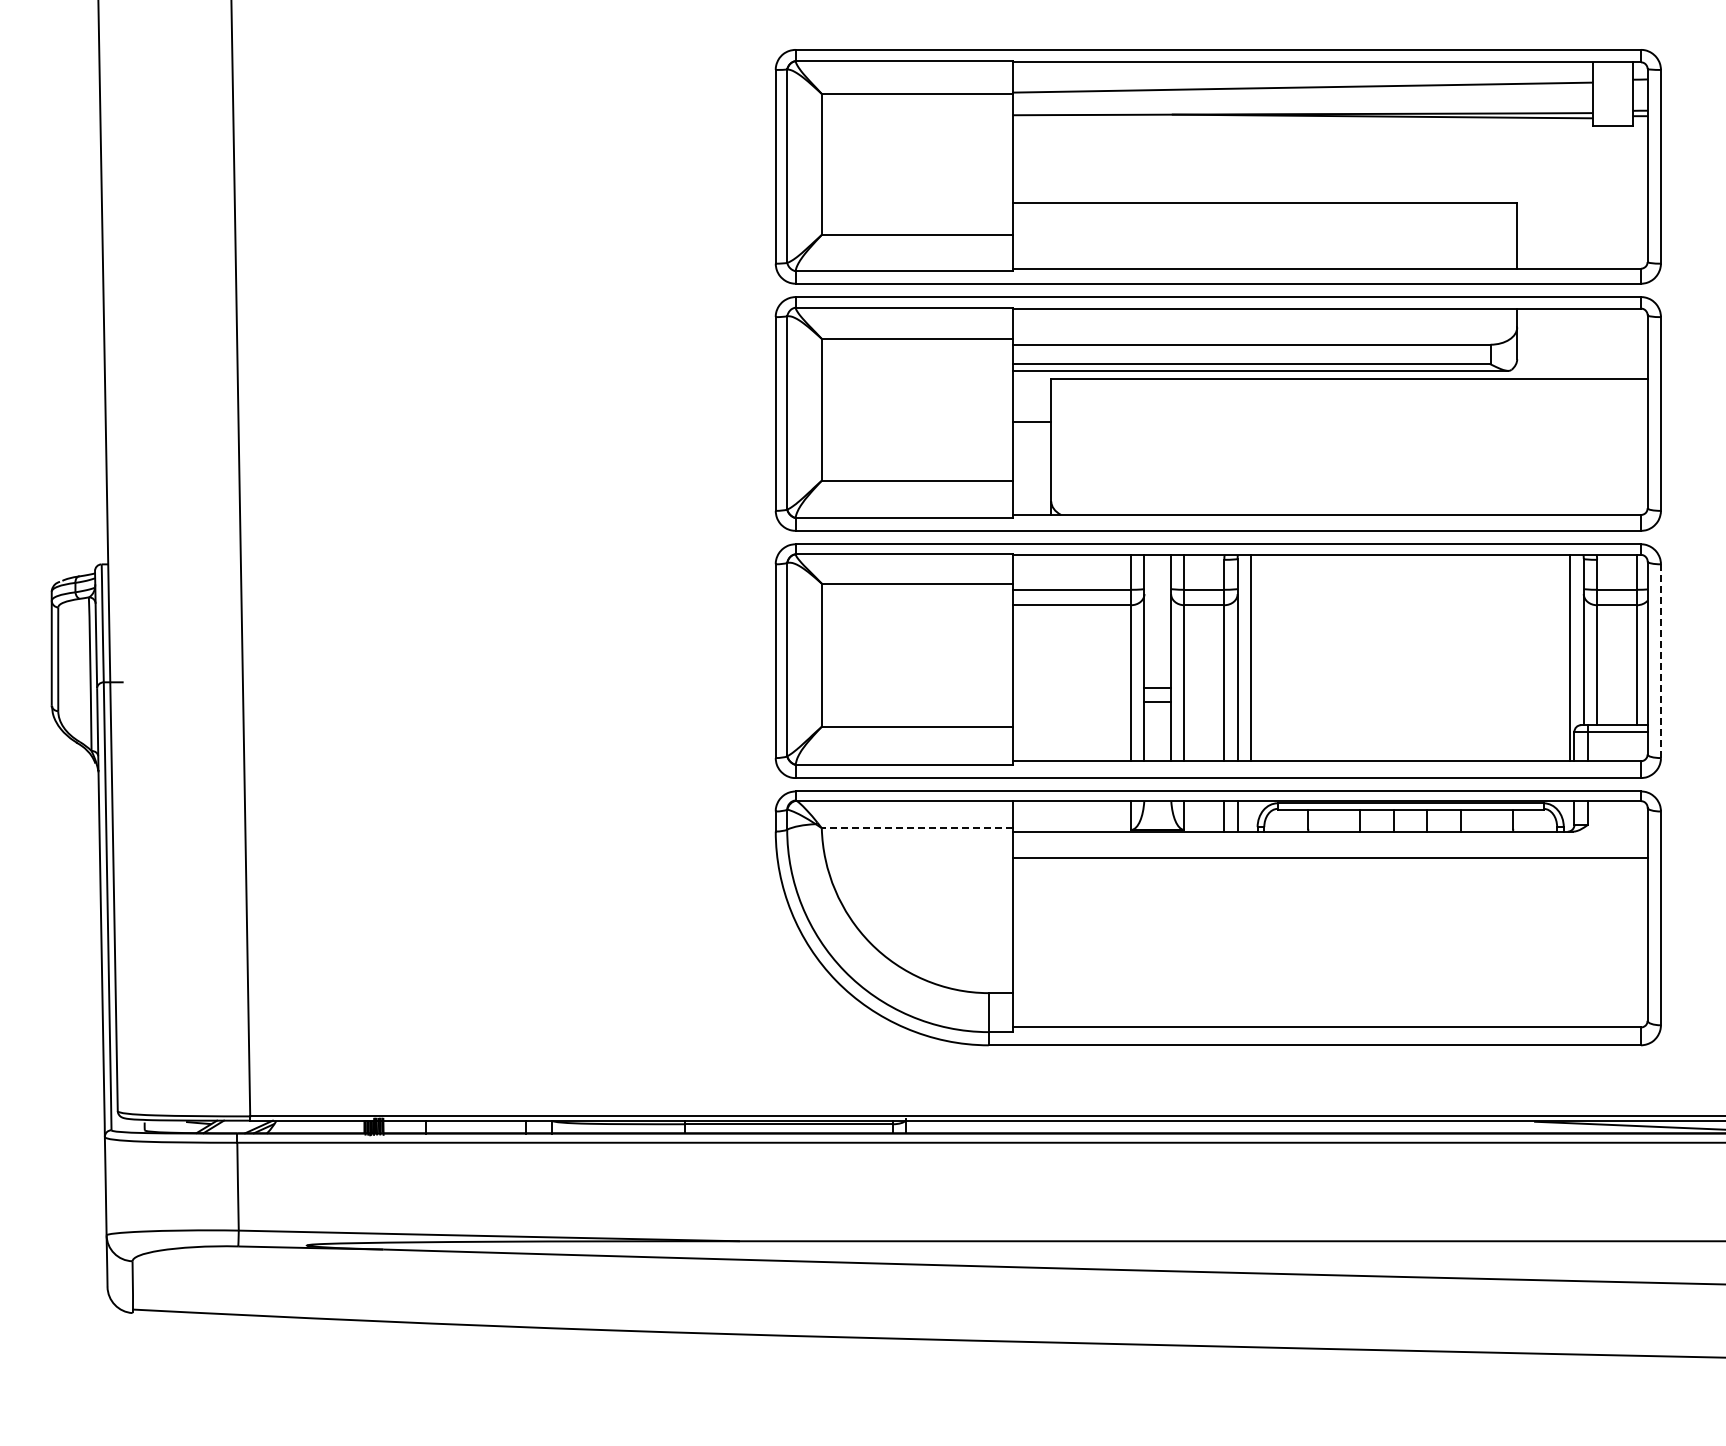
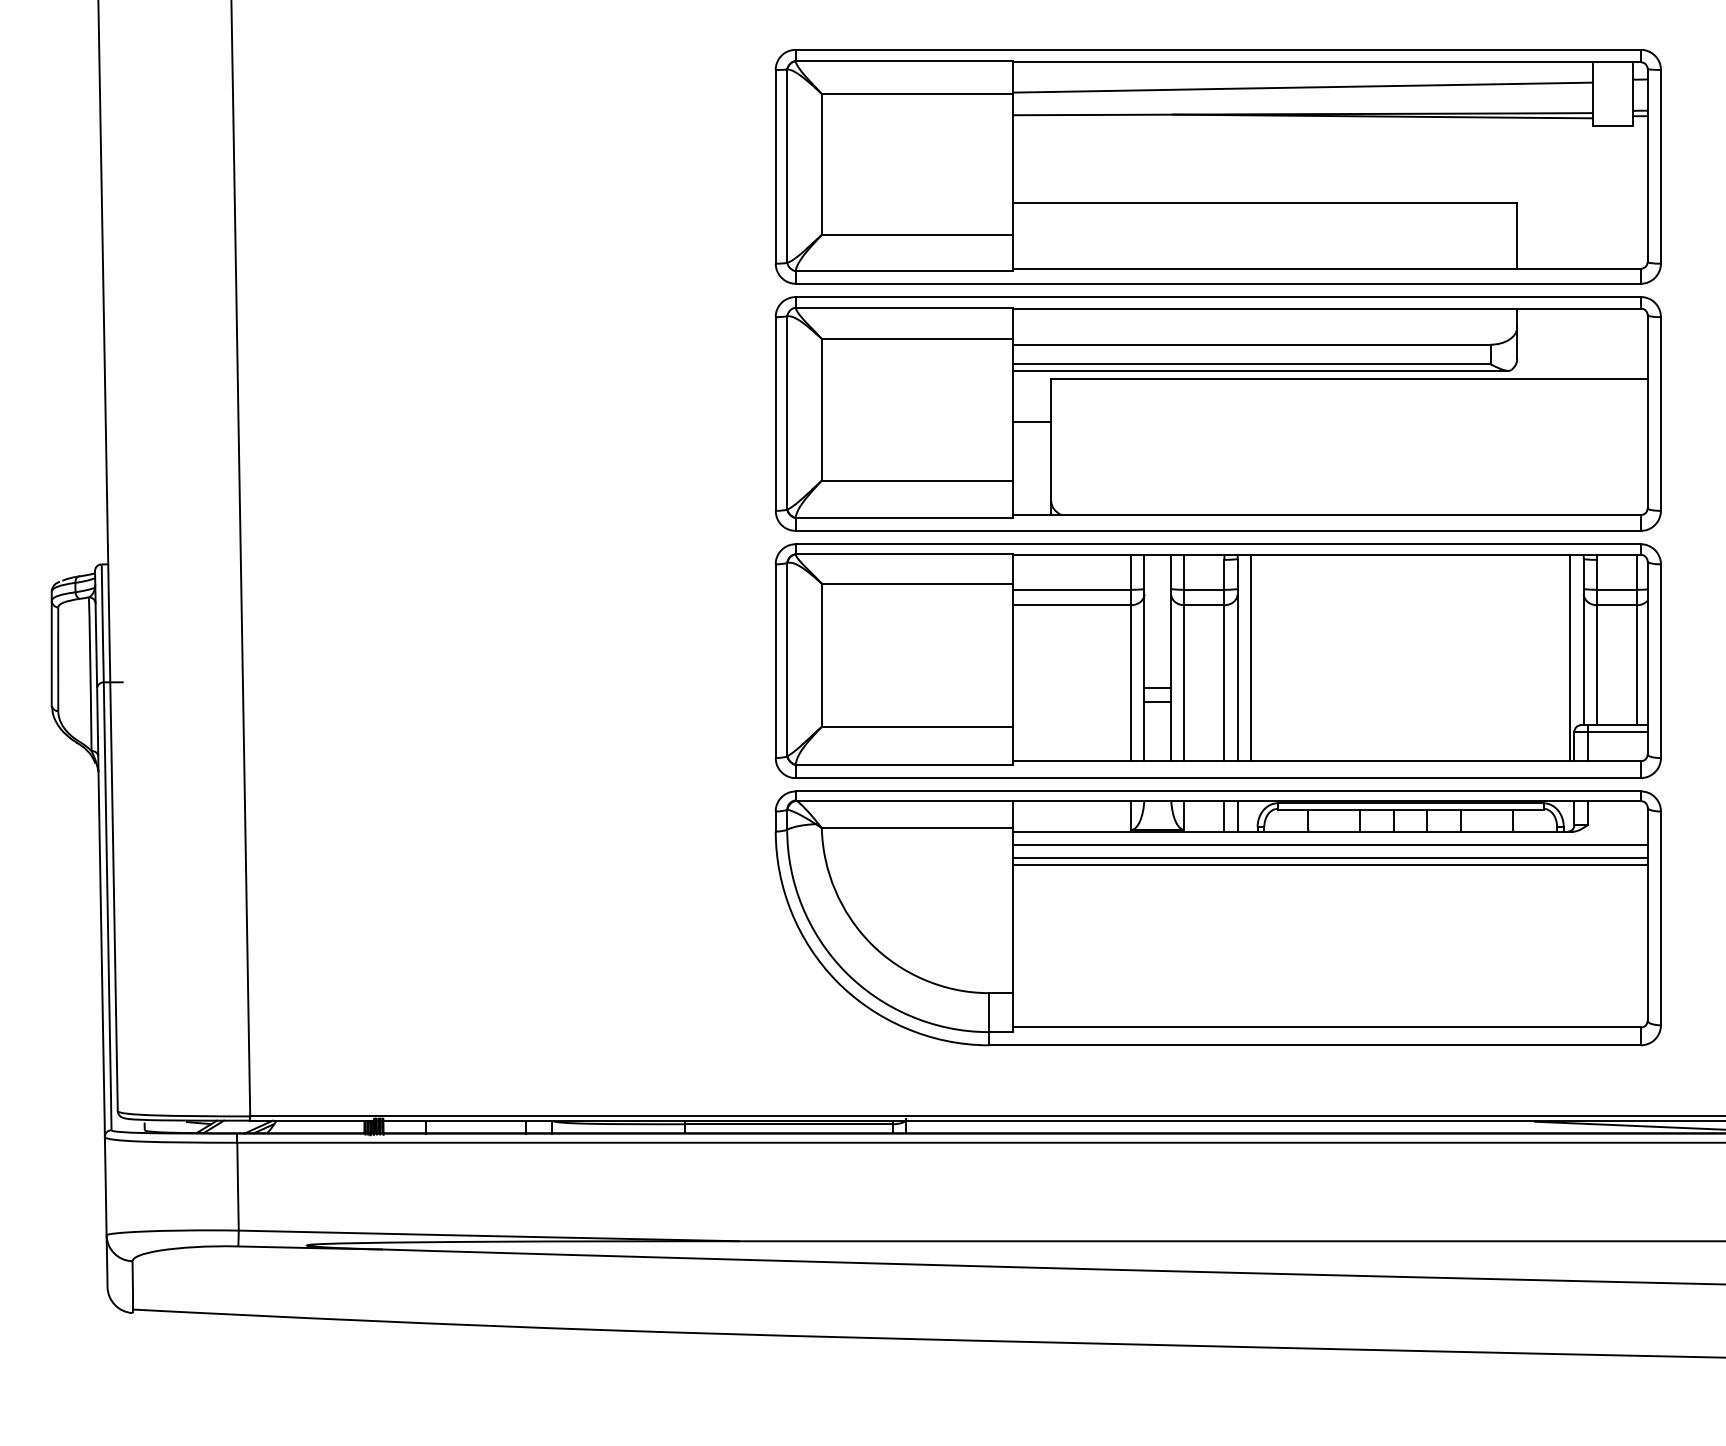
line: dashed -> solid (1660, 661)
line: dashed -> solid (916, 828)
line: none -> present (1329, 844)
line: none -> present (1329, 864)
